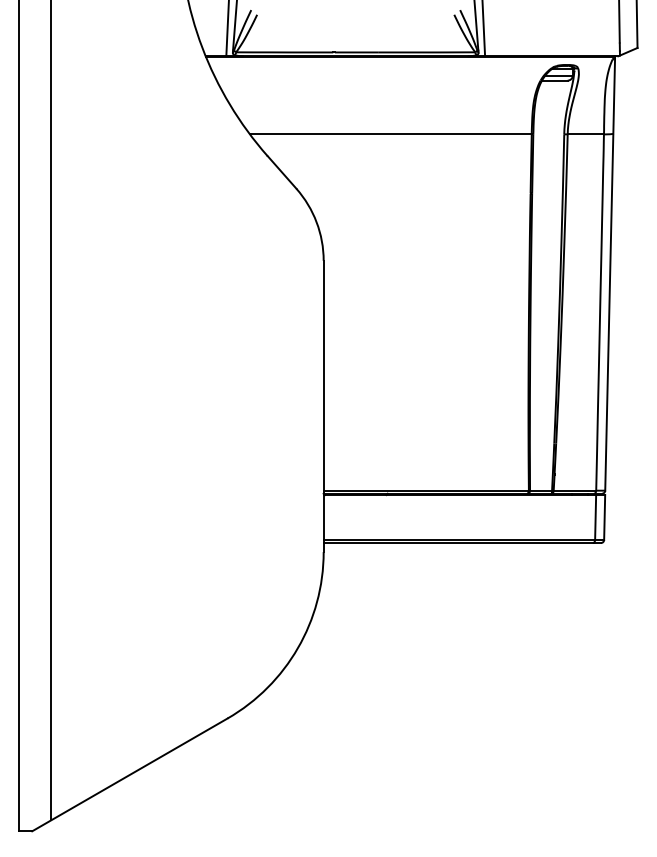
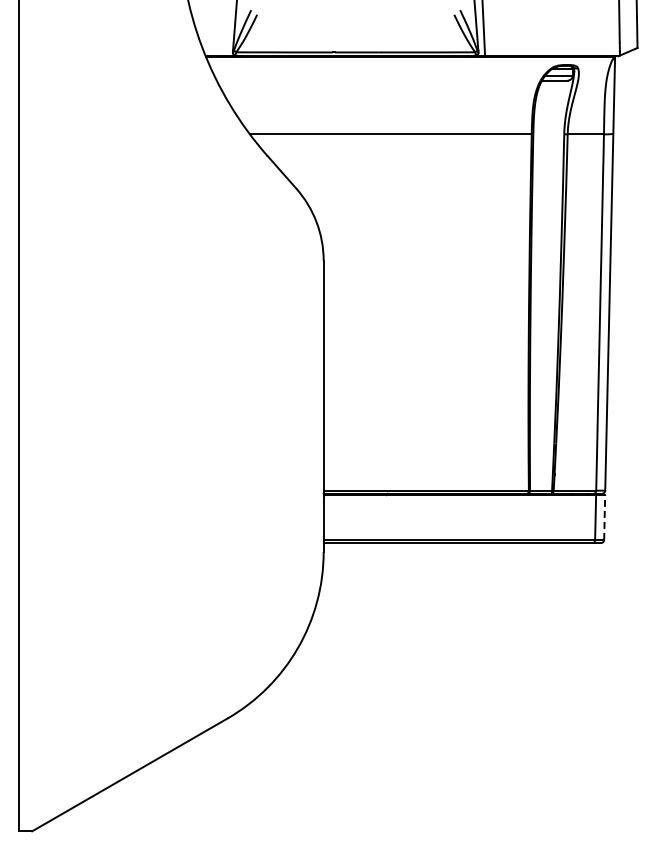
line: present -> none (227, 29)
line: present -> none (51, 411)
line: solid -> dashed (604, 516)
